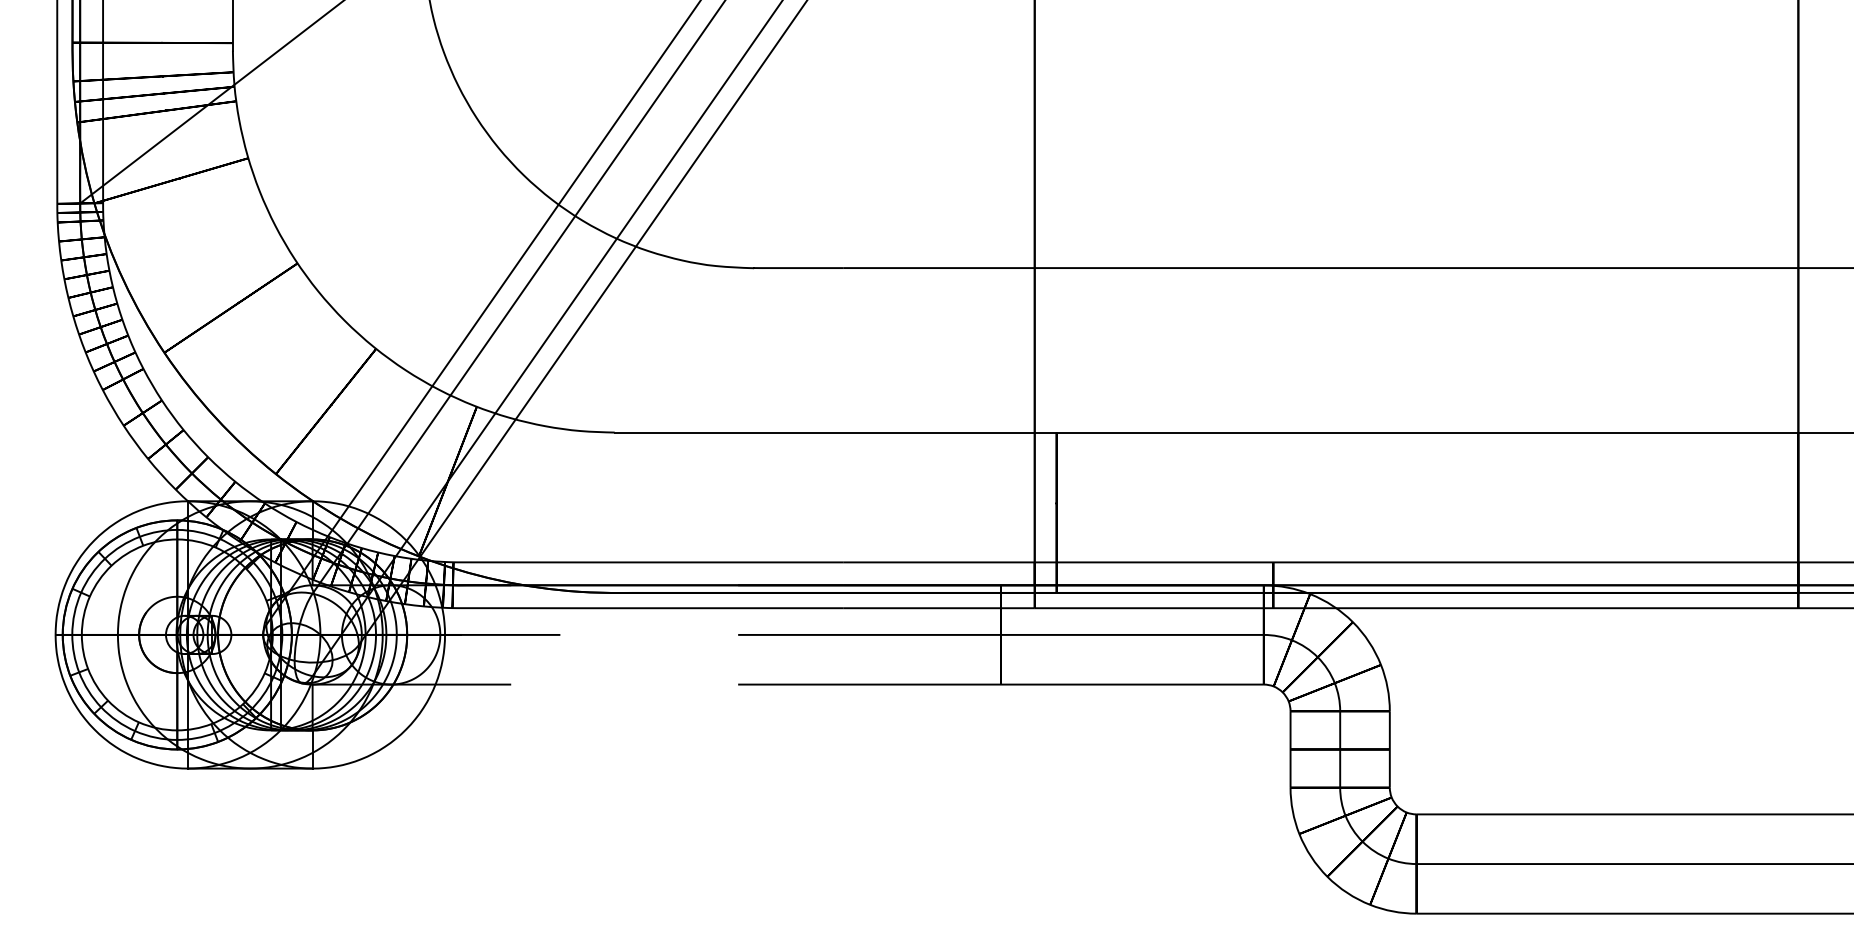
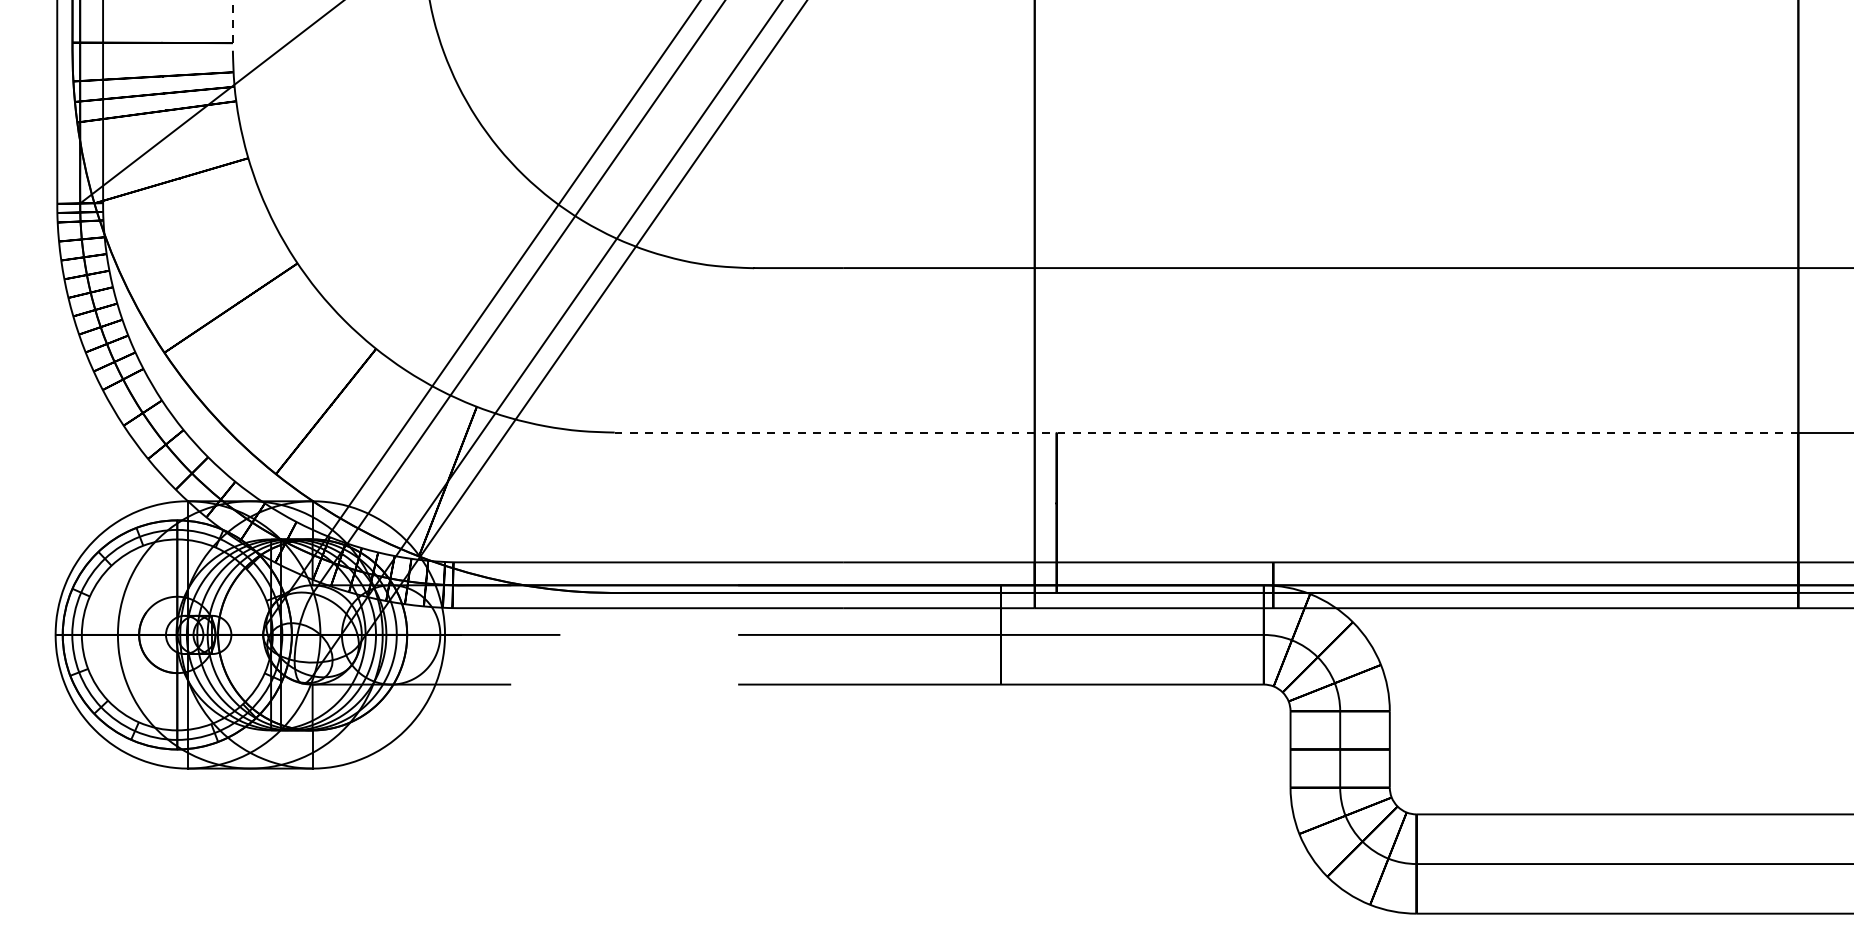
line: solid -> dashed (232, 25)
line: solid -> dashed (1206, 432)
